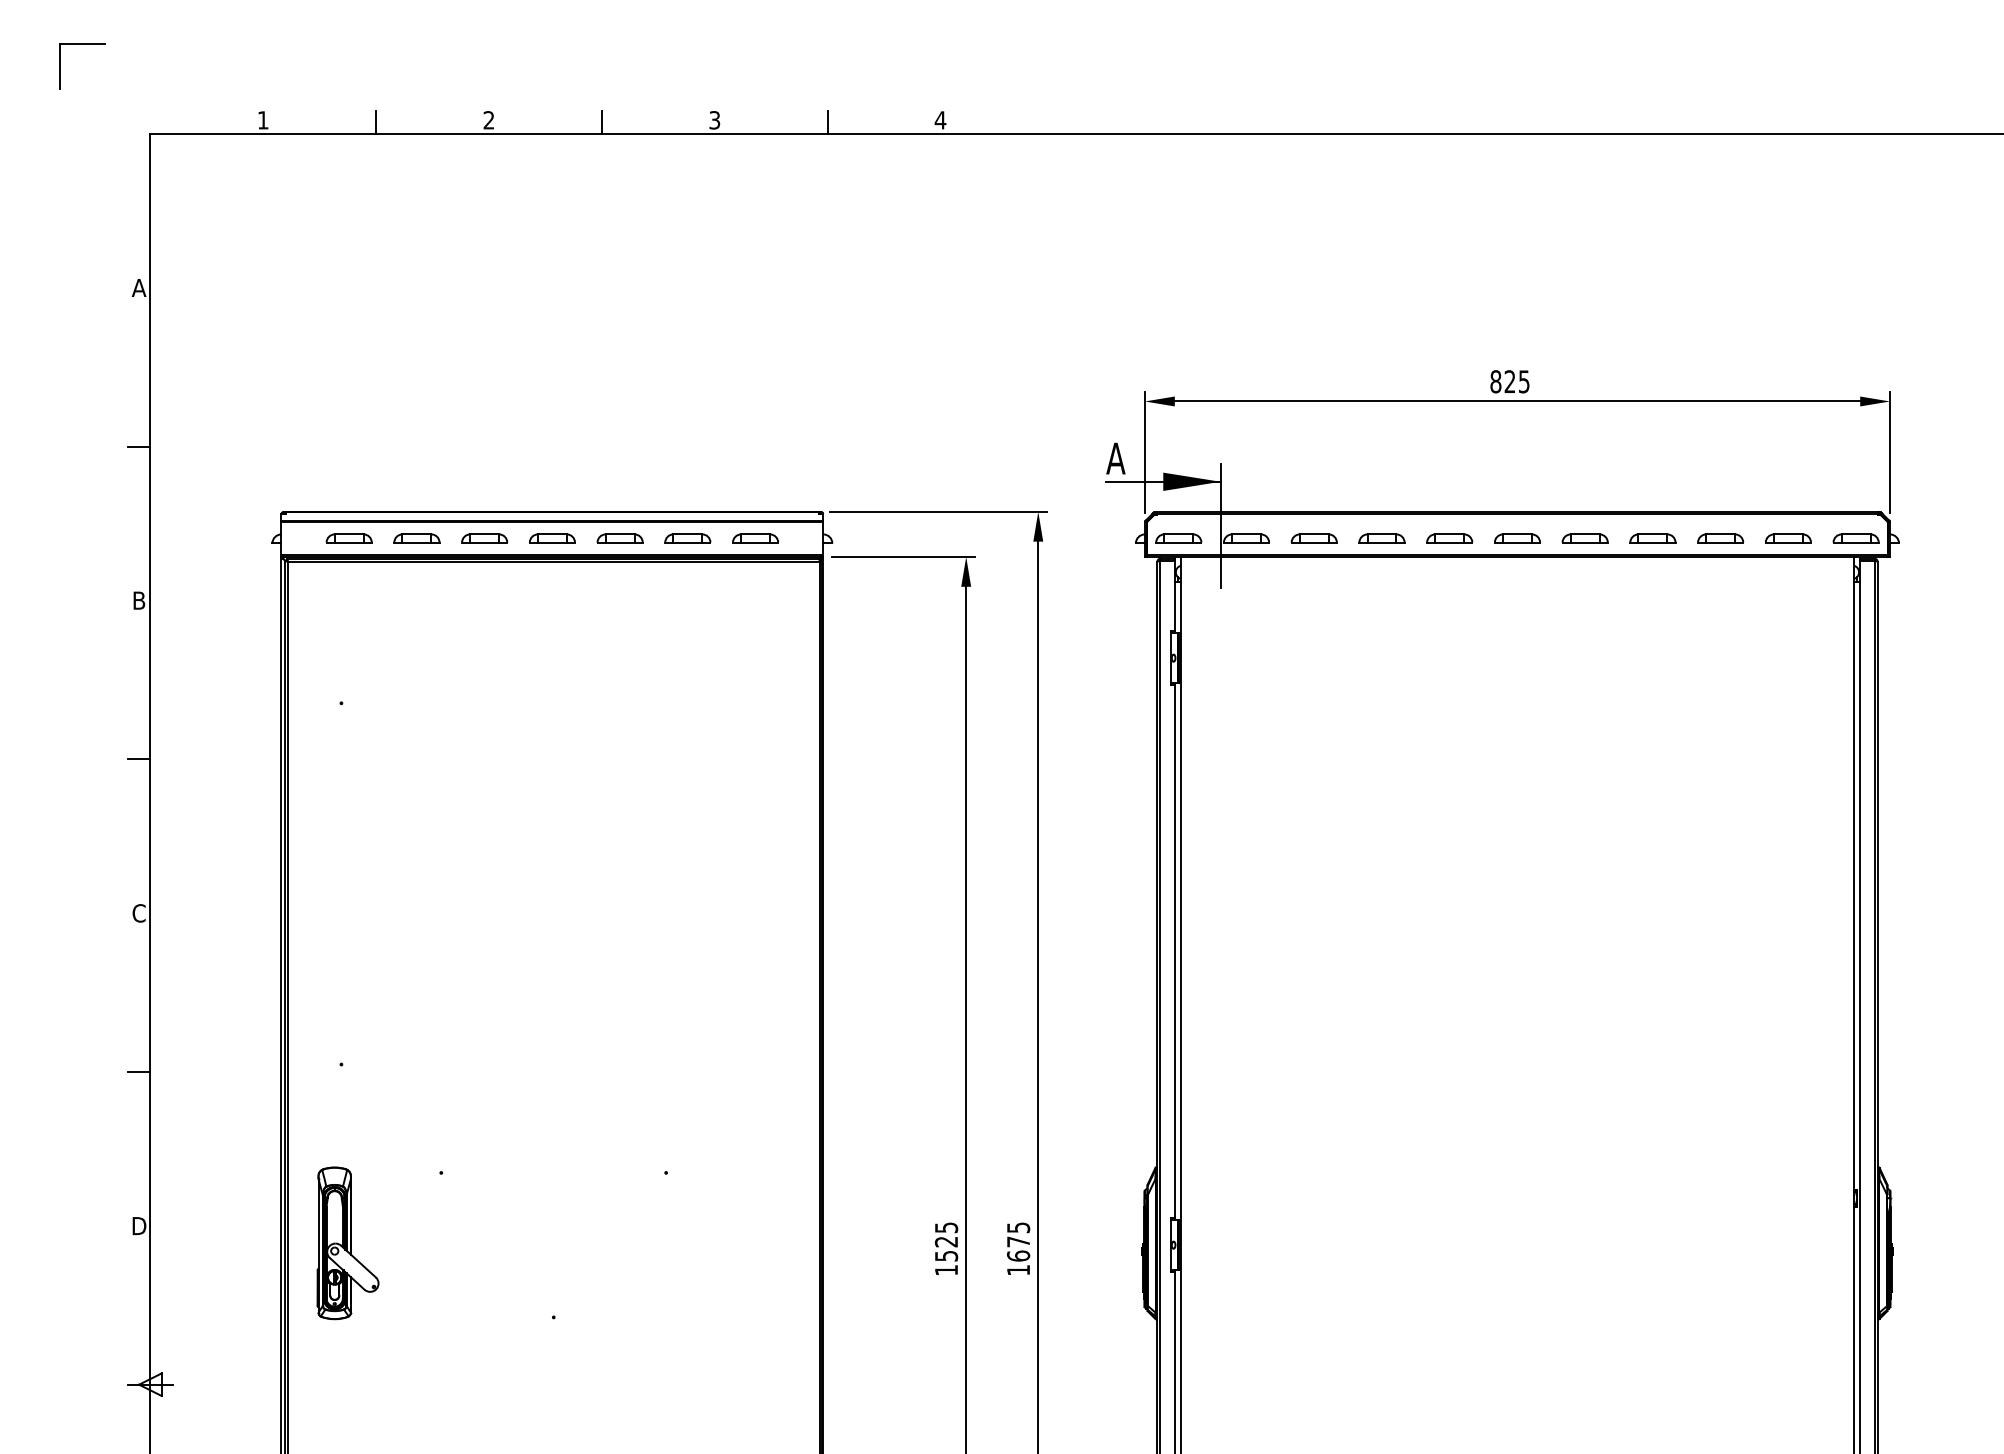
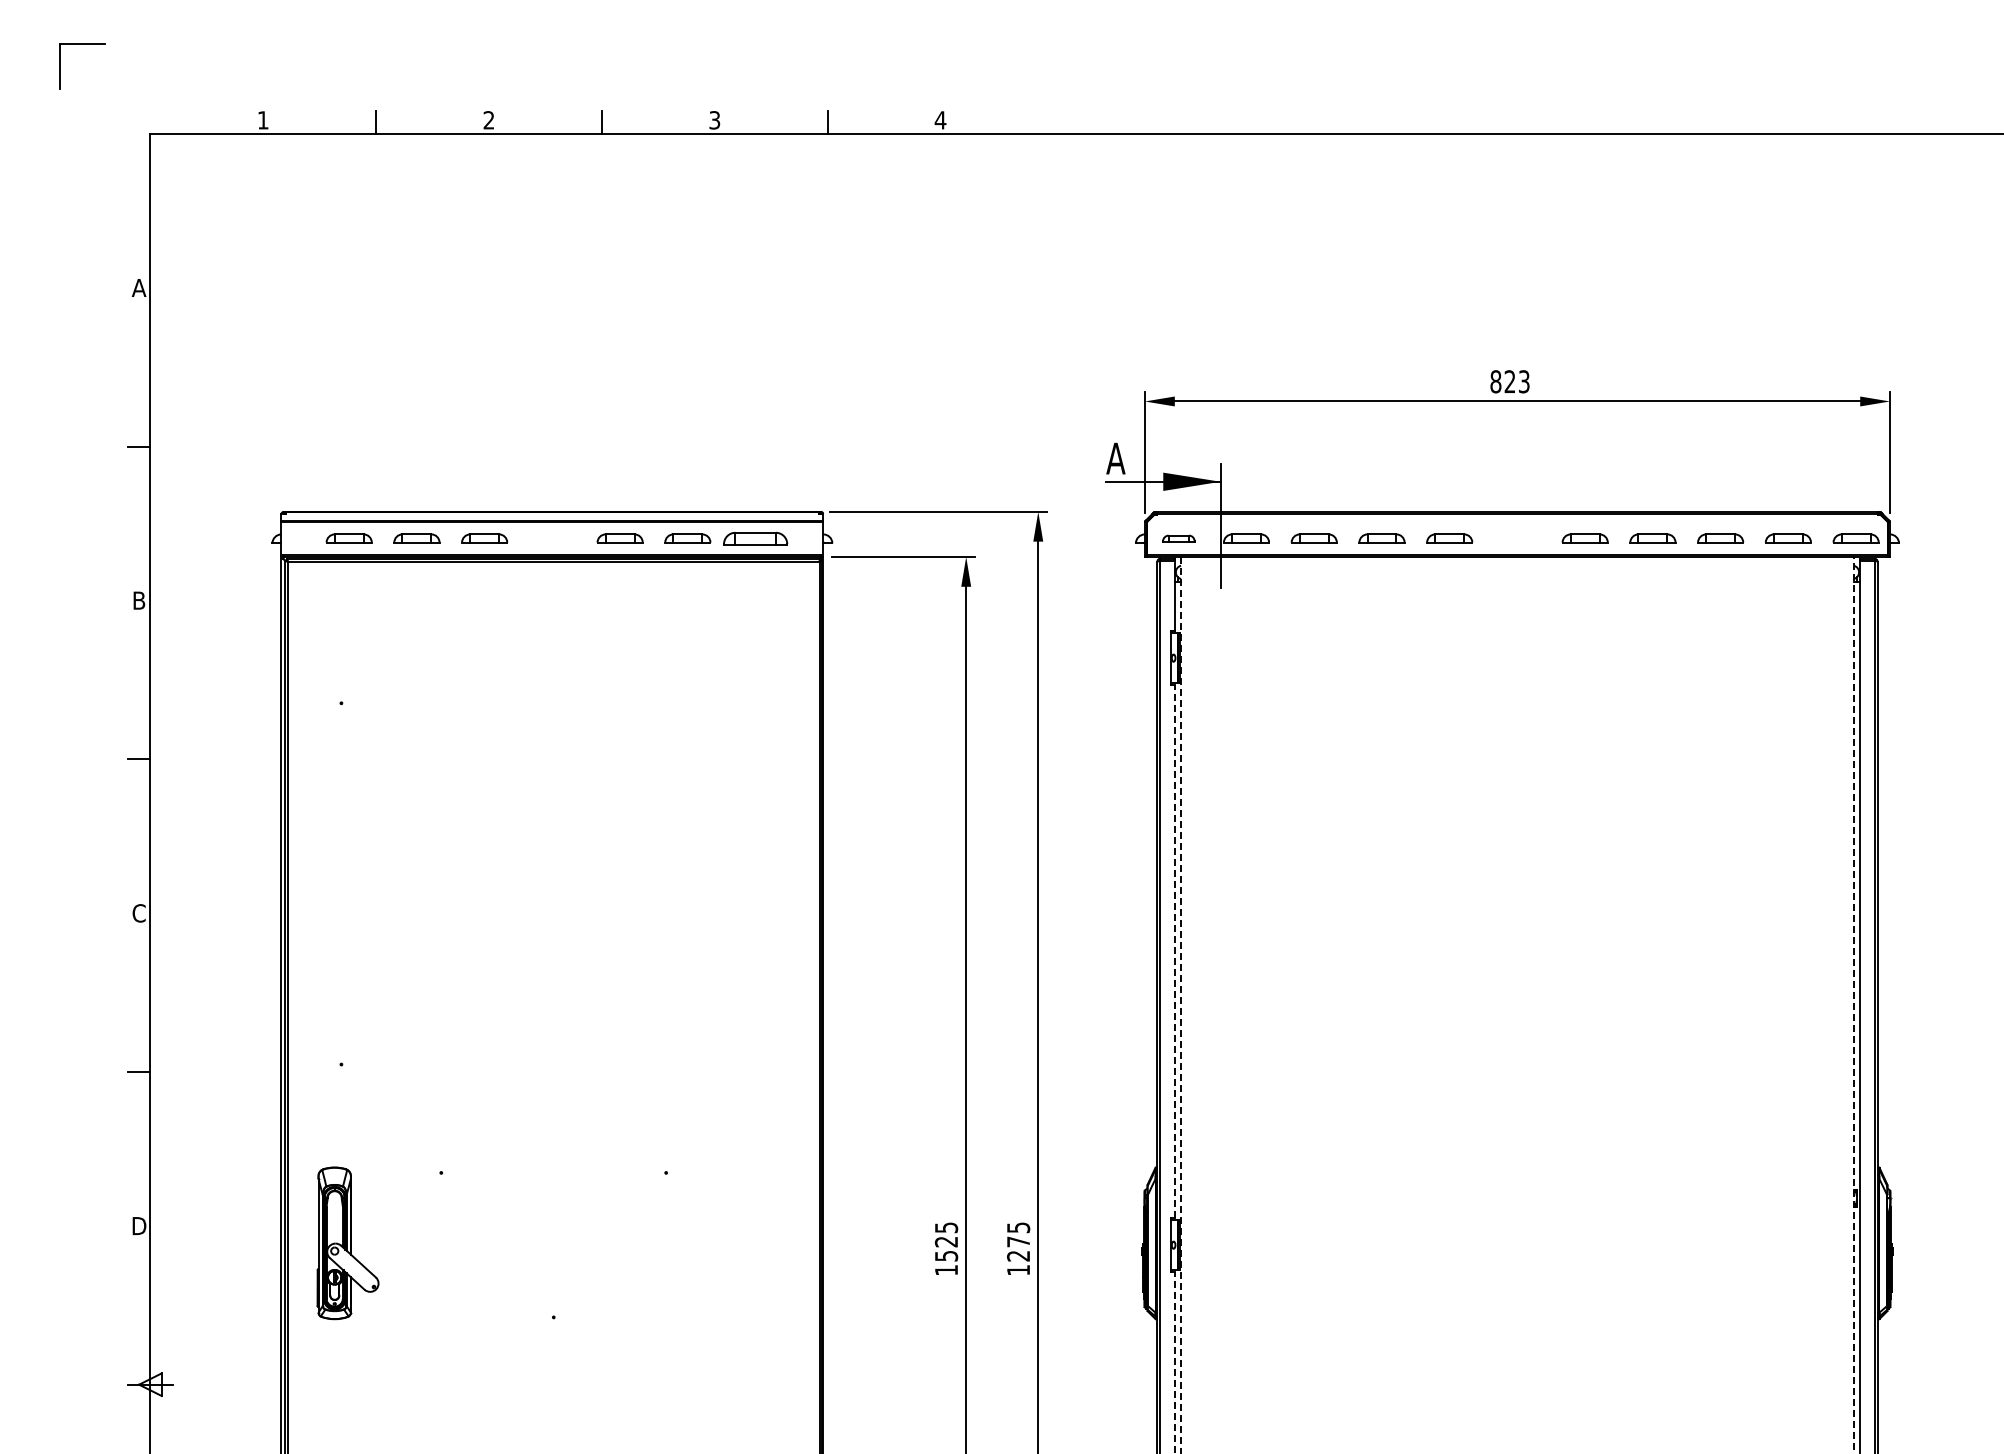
text: 825 -> 823 (1524, 381)
part: present -> none (552, 538)
part size: 47x11 px -> 66x15 px (755, 538)
part size: 48x11 px -> 34x9 px (1178, 538)
part: present -> none (1517, 538)
line: solid -> dashed (1174, 951)
line: solid -> dashed (1853, 1004)
line: solid -> dashed (1181, 1005)
text: 1675 -> 1275 (1018, 1255)
line: solid -> dashed (1174, 1362)
